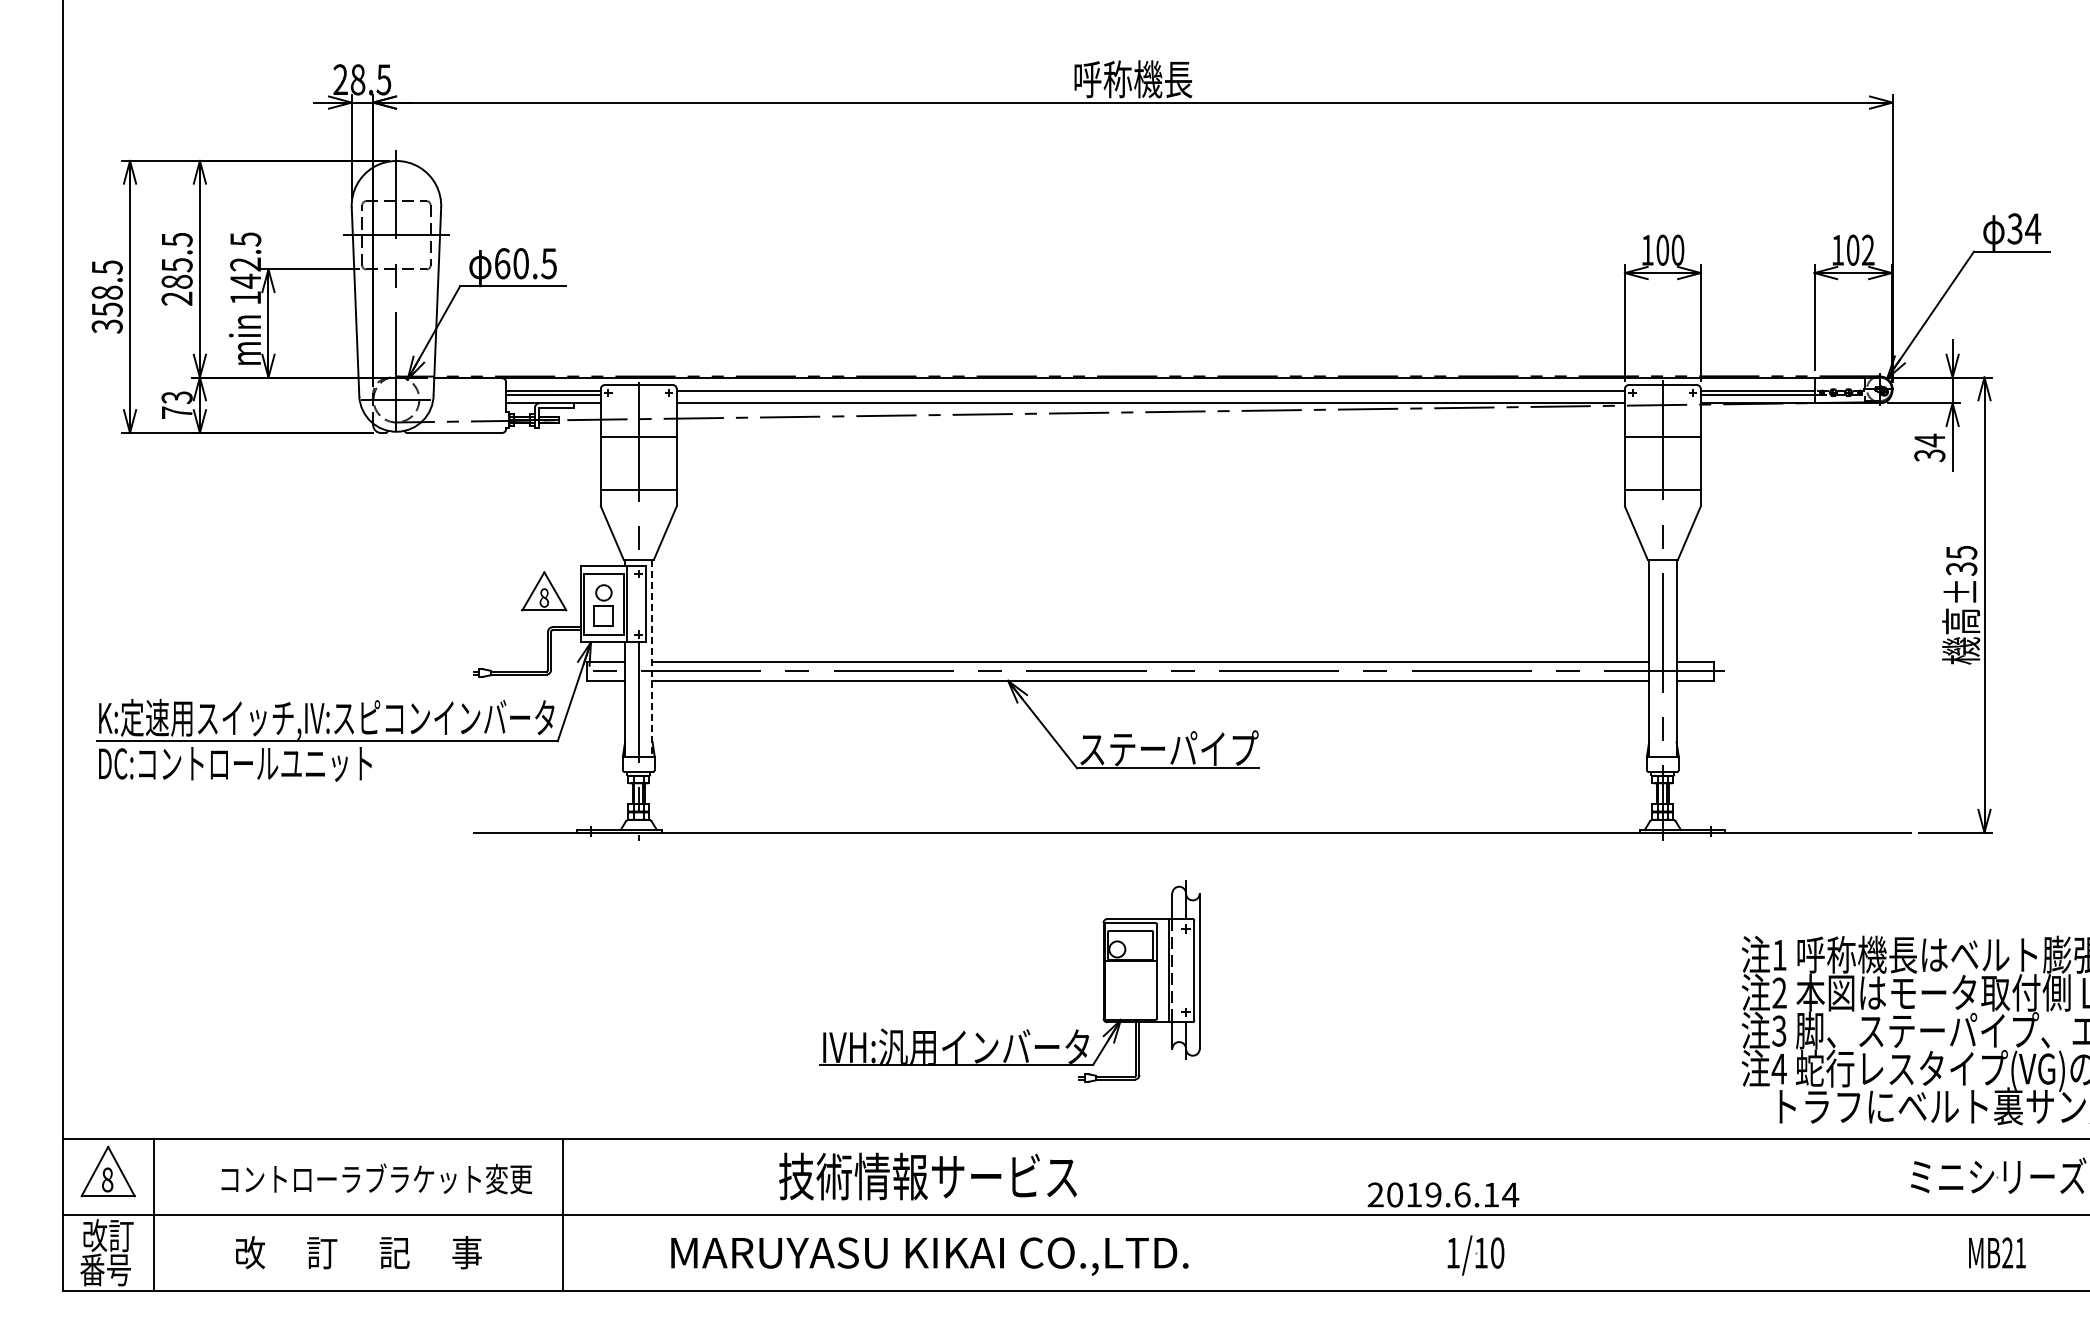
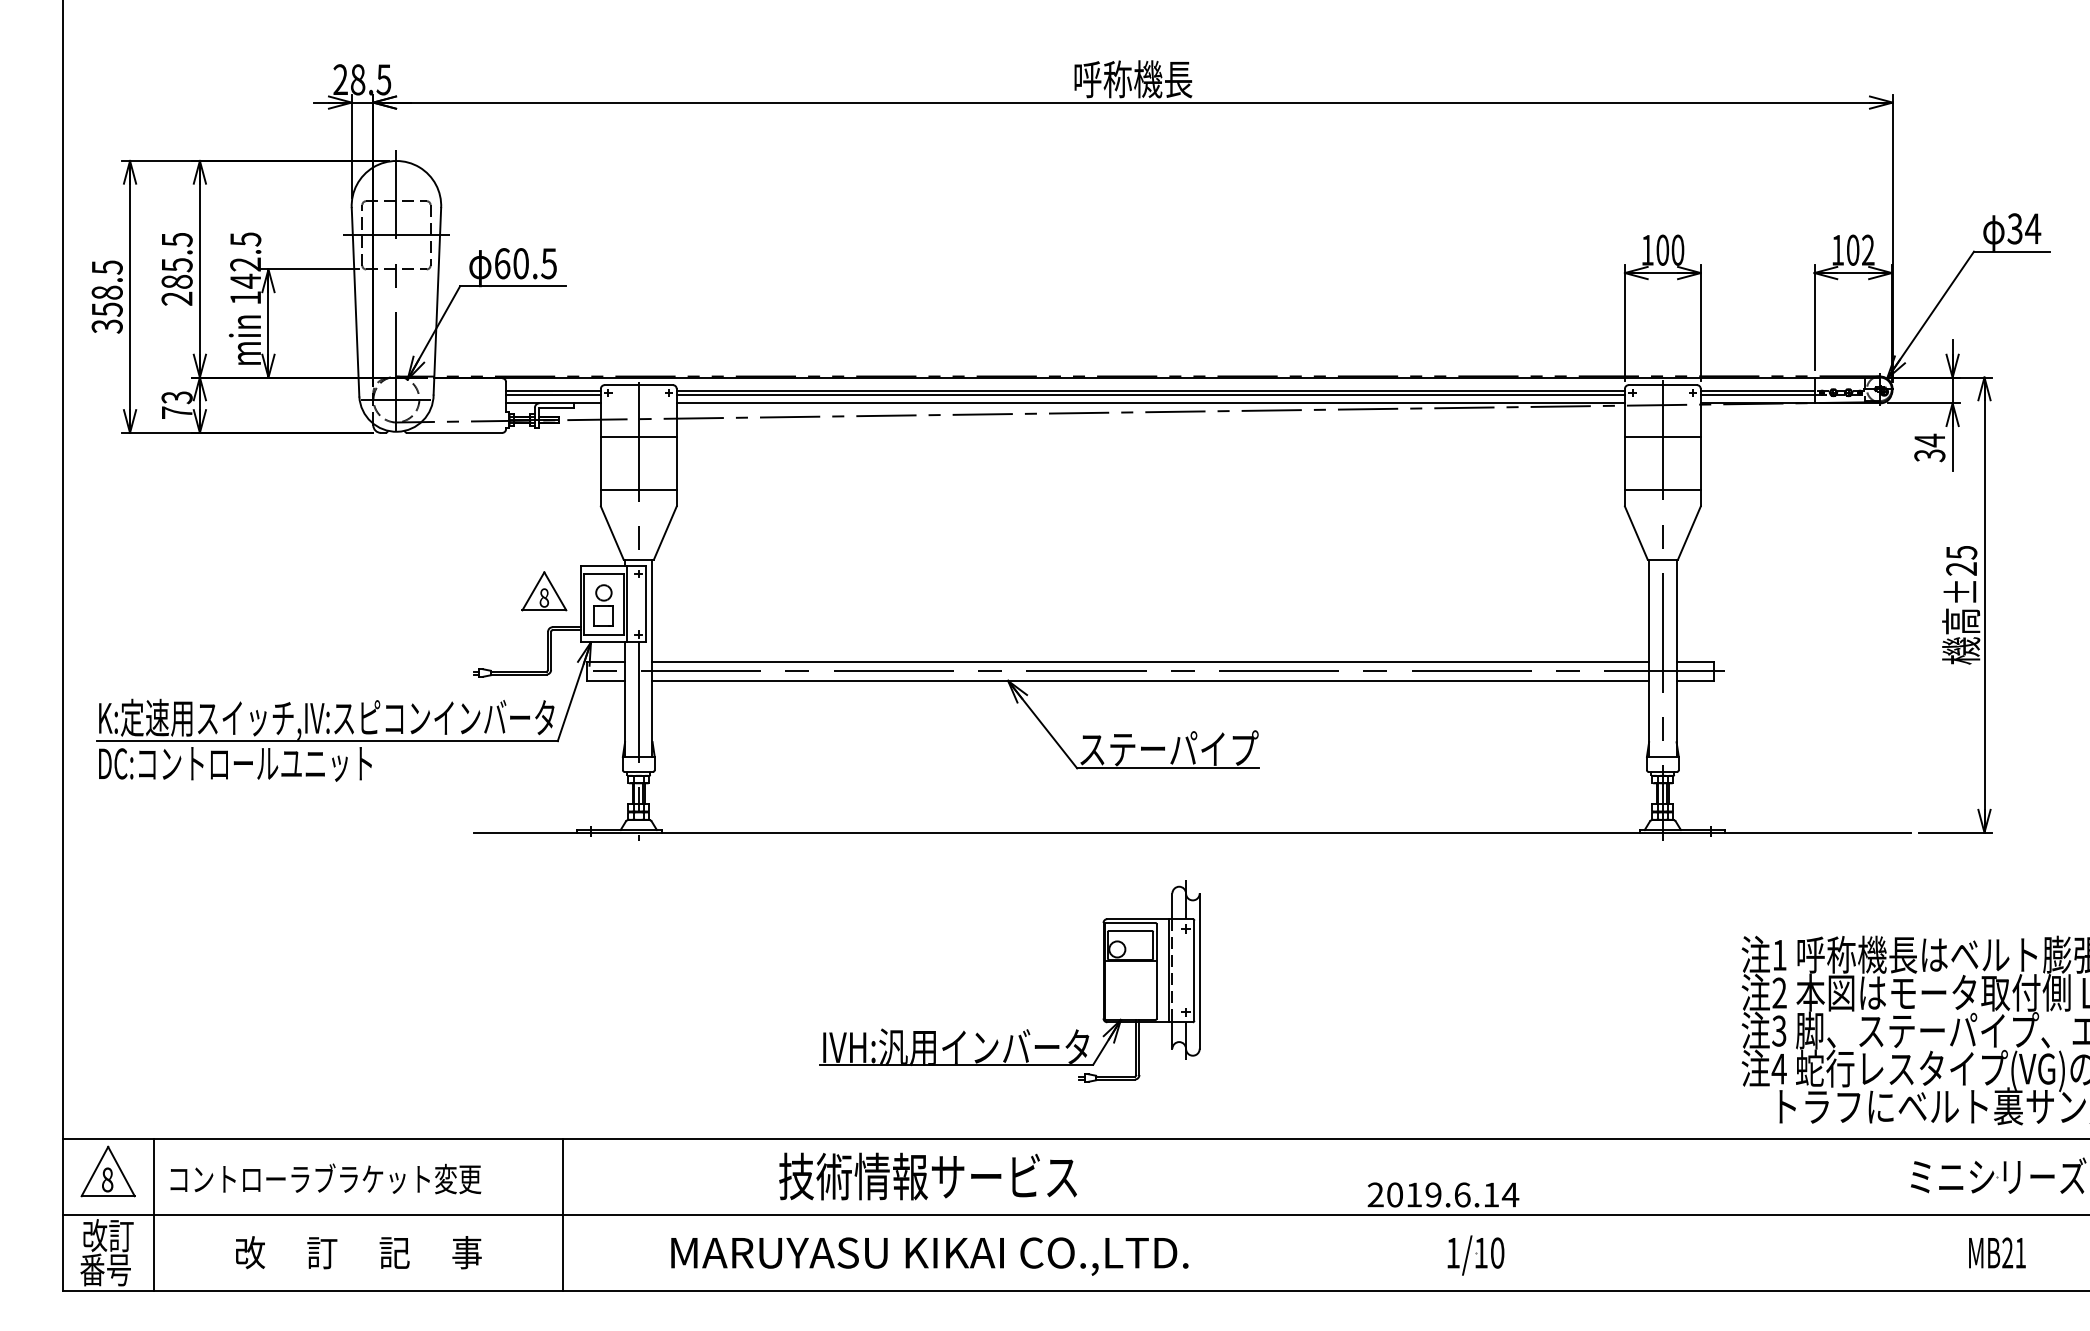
line: none -> present (1150, 394)
text: ±35 -> ±25 (1961, 569)
line: dashed -> solid (652, 658)
text position: (376, 1178) -> (325, 1178) (325, 1178)
